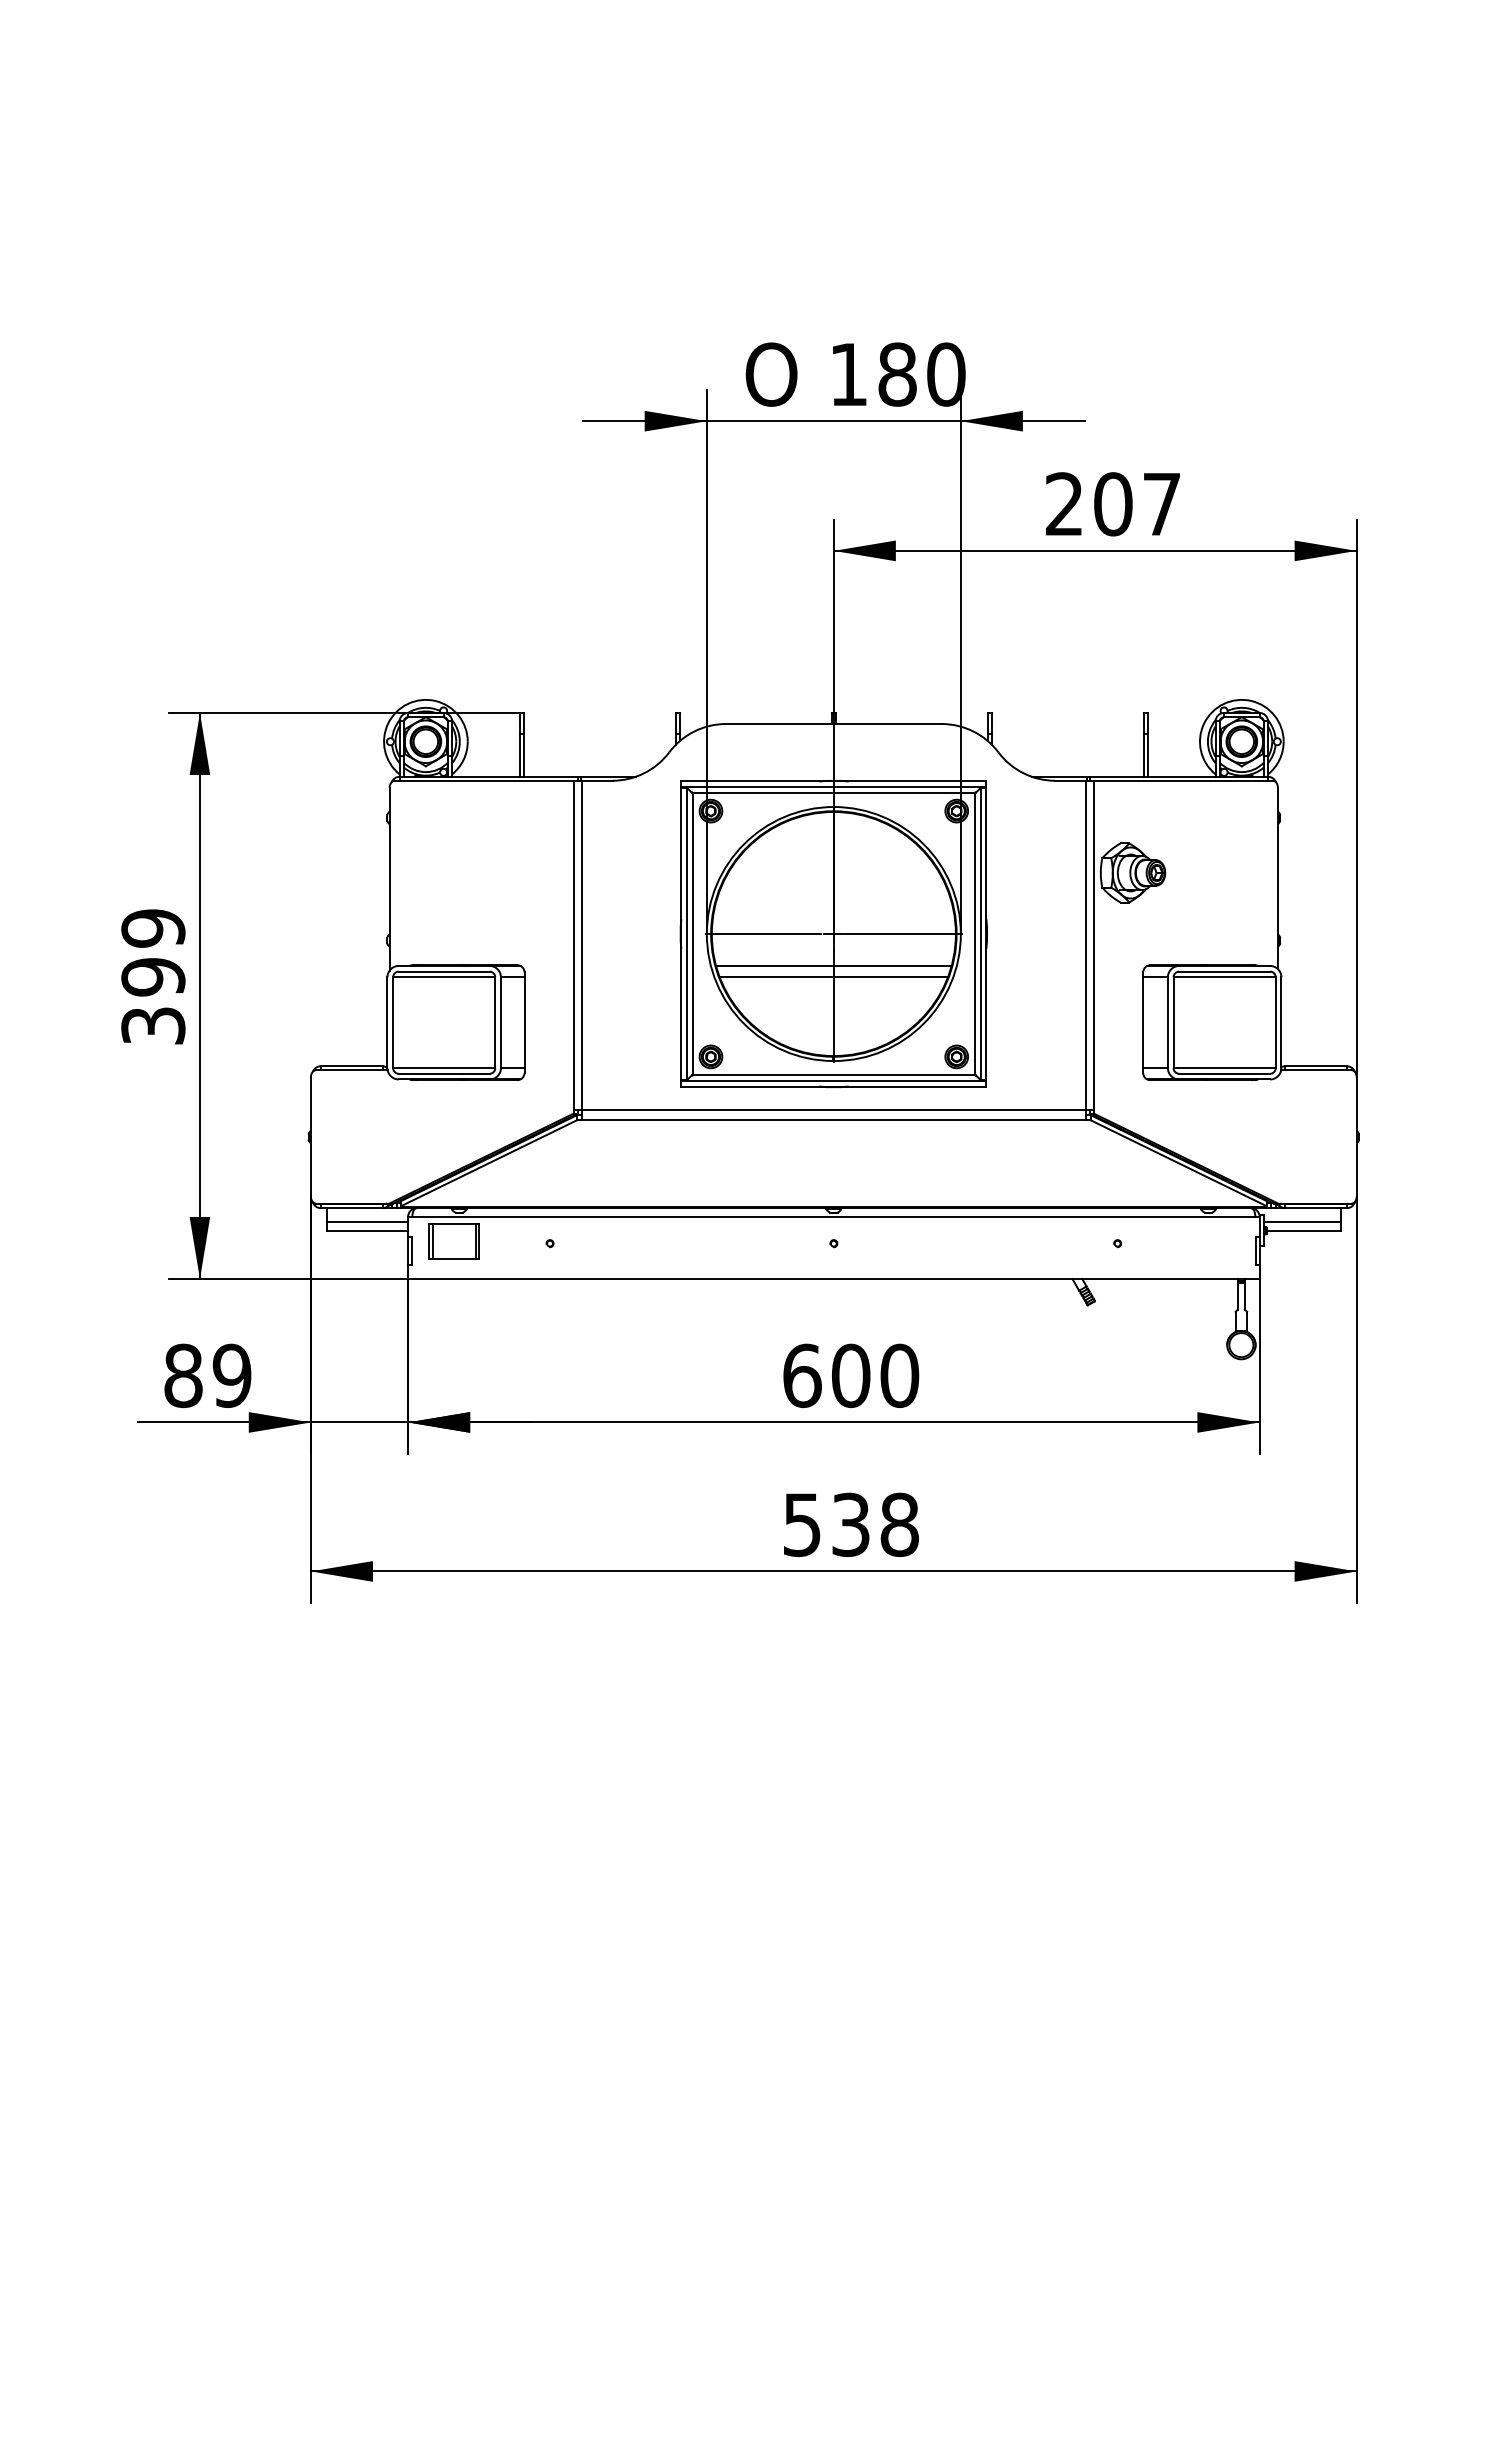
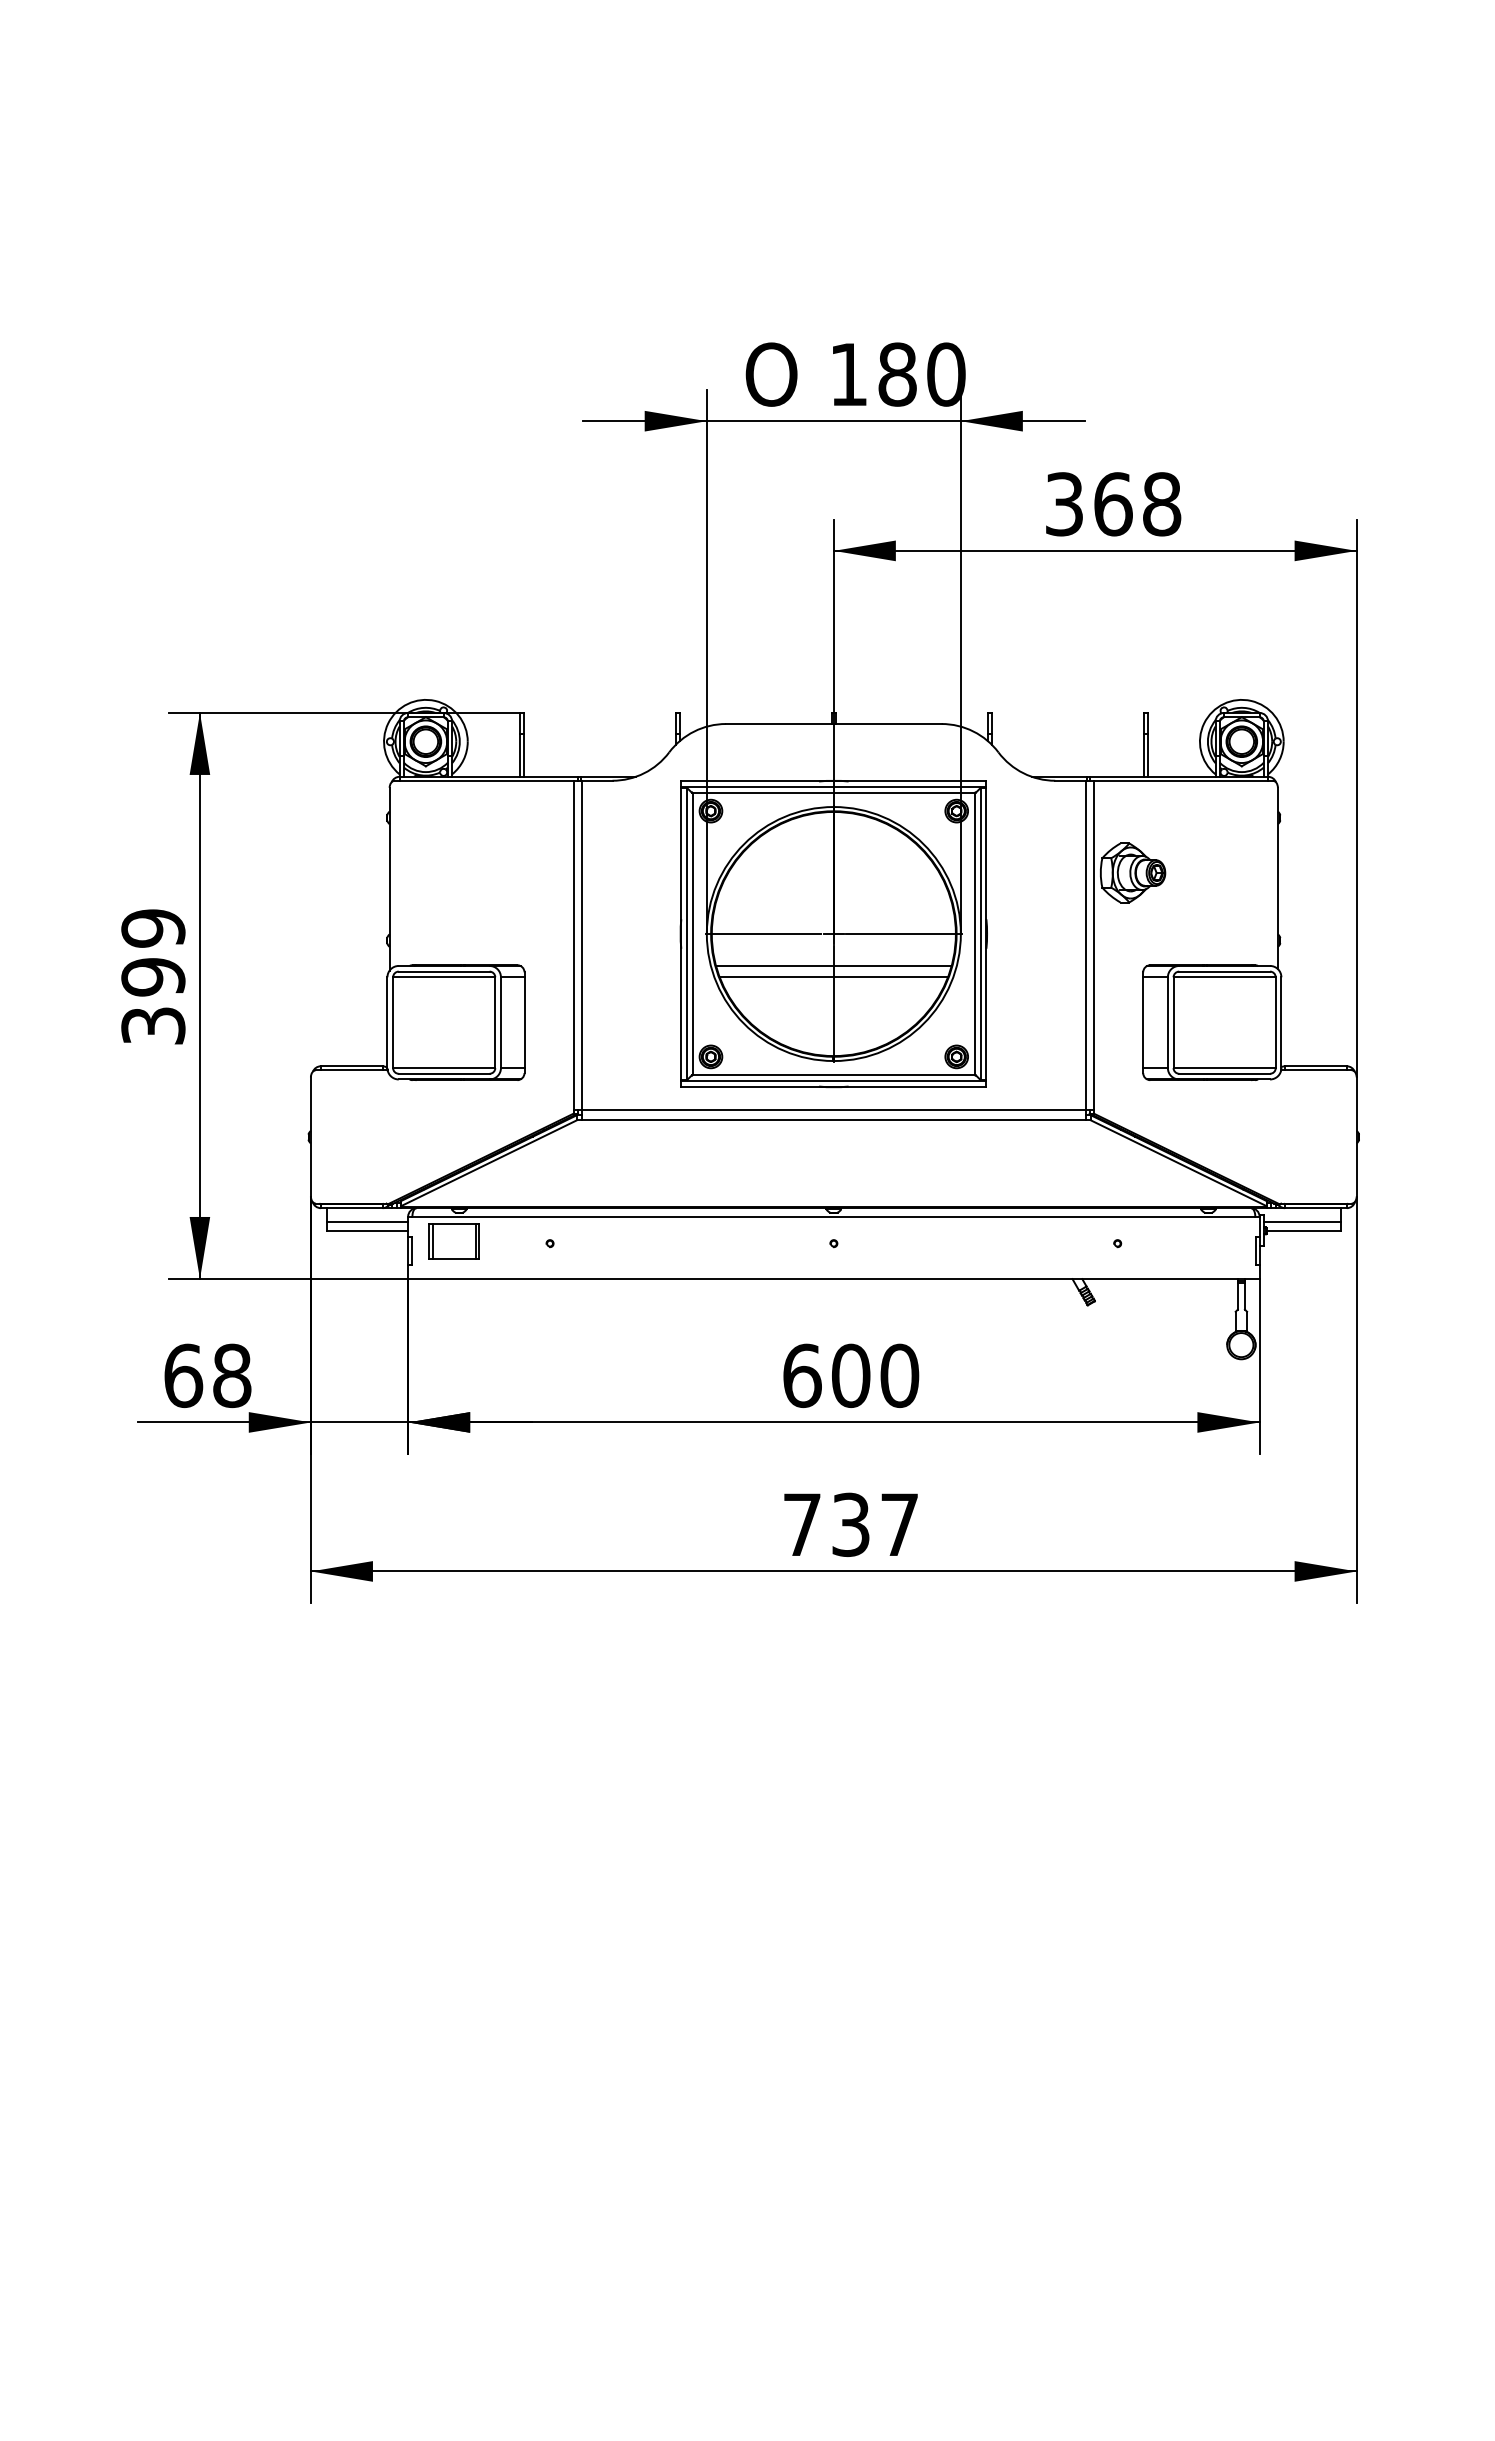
text: 207 -> 368 (1113, 504)
text: 89 -> 68 (207, 1375)
text: 538 -> 737 (851, 1524)
